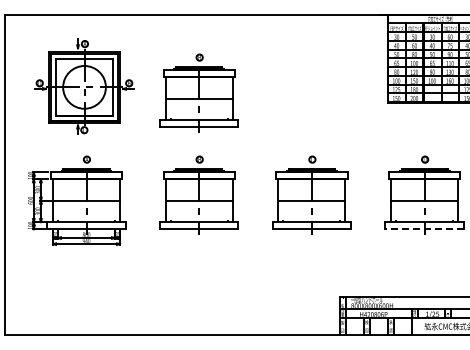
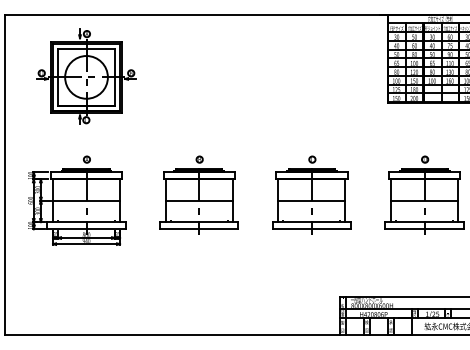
part position: (84, 86) -> (86, 76) (86, 76)
part: present -> none (198, 92)
line: dashed -> solid (424, 229)
